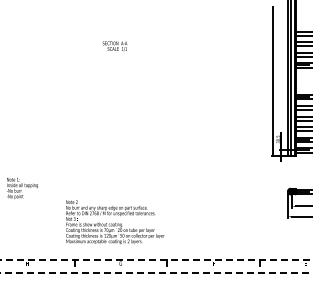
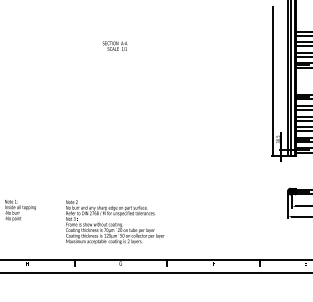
text position: (22, 188) -> (20, 210) (20, 210)
line: dashed -> solid (156, 260)
line: dashed -> solid (156, 272)
